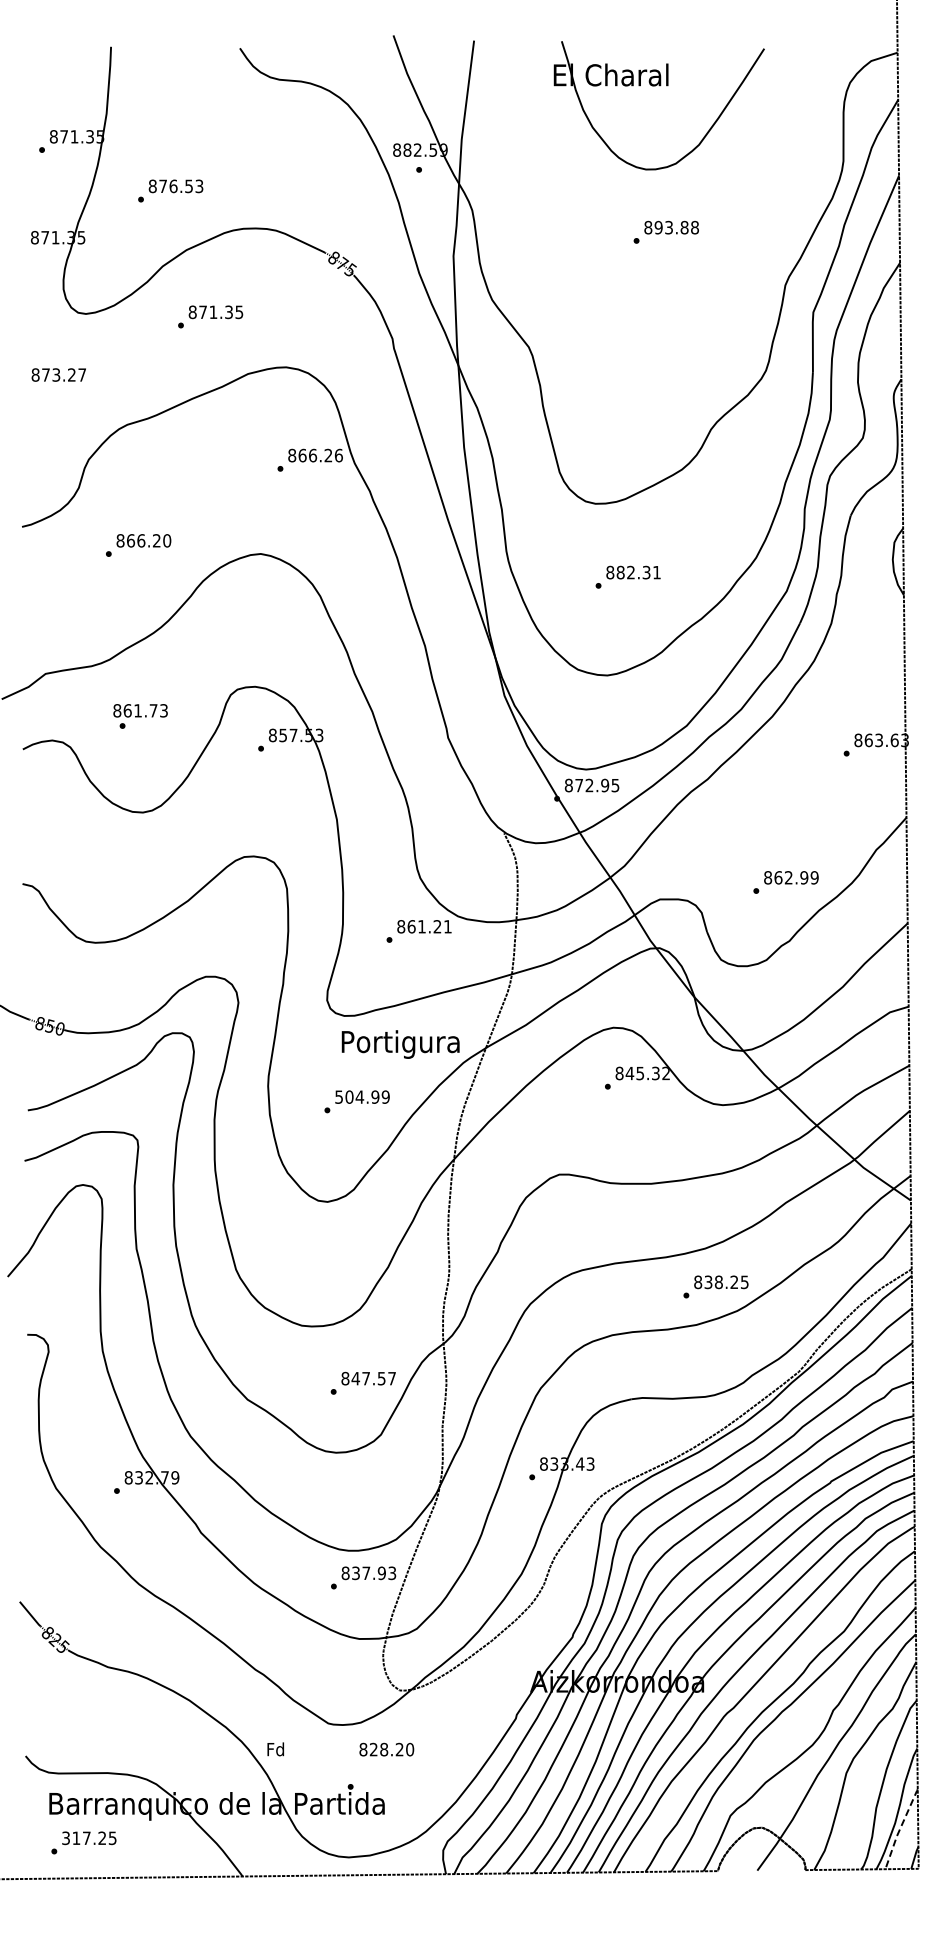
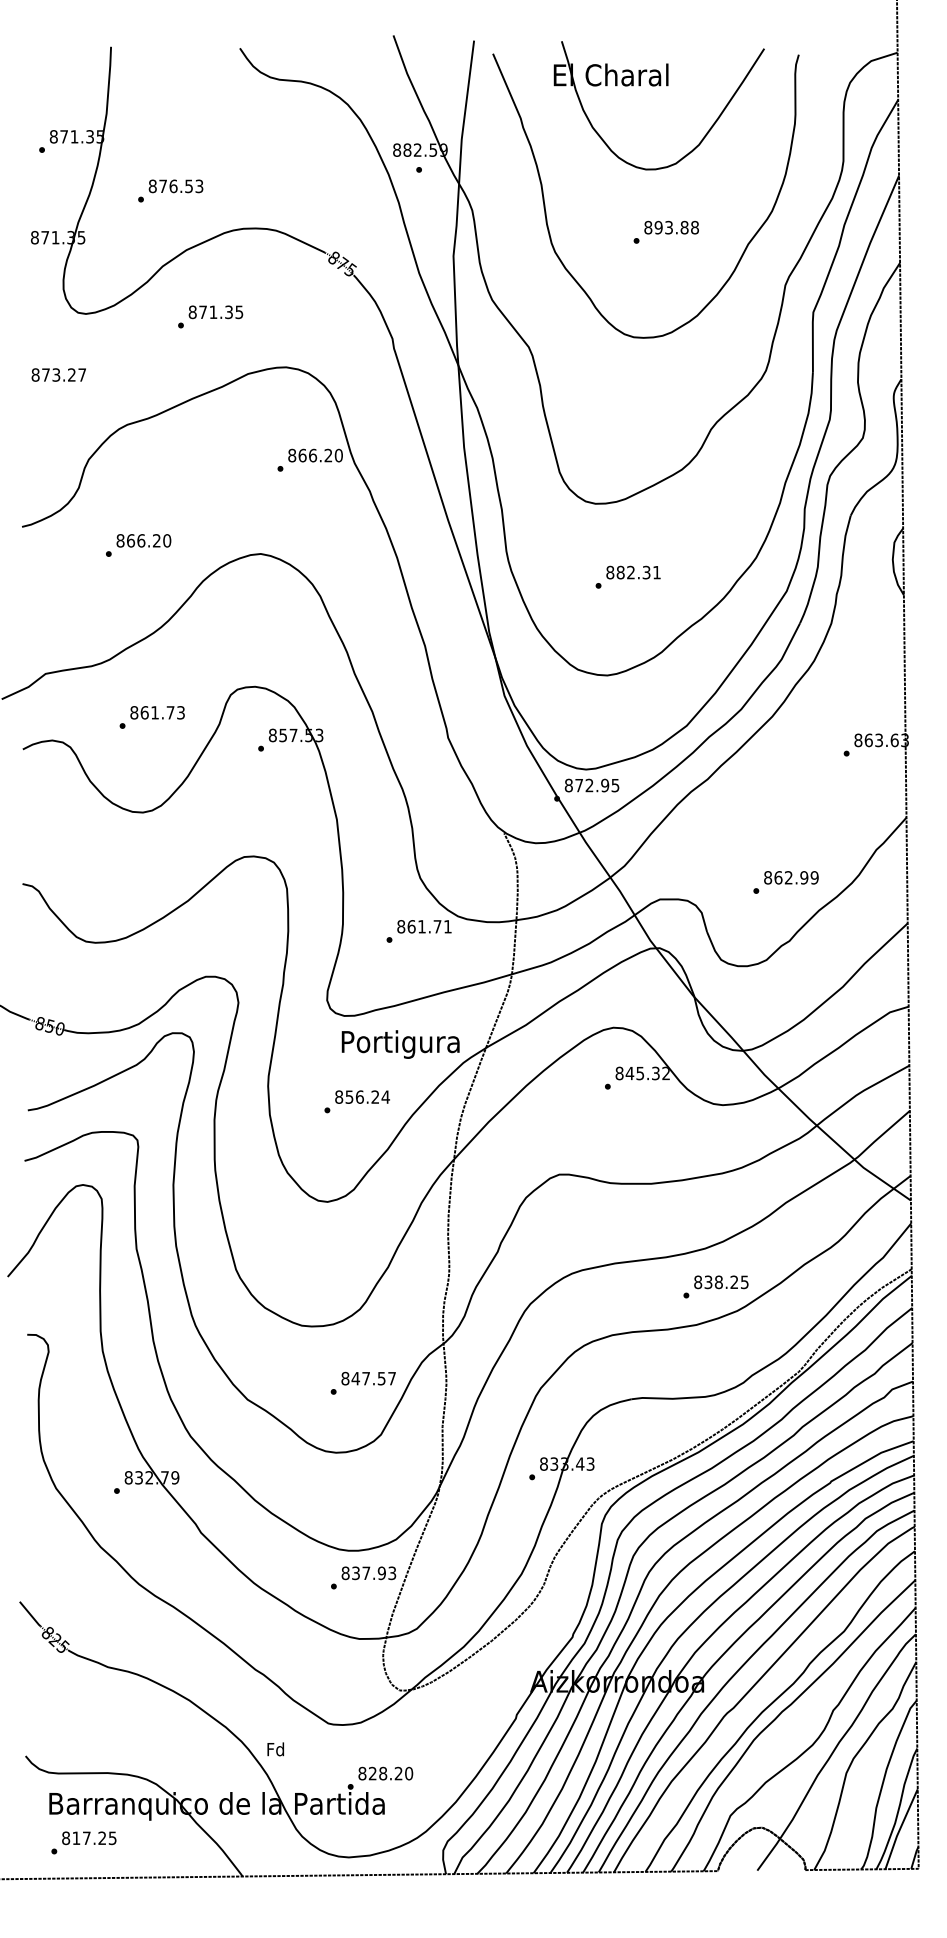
curve: none -> present (546, 211)
text: 866.26 -> 866.20 (338, 455)
text position: (140, 710) -> (157, 712) (157, 712)
text: 861.21 -> 861.71 (437, 926)
text: 504.99 -> 856.24 (362, 1096)
text position: (386, 1749) -> (385, 1773) (385, 1773)
line: dashed -> solid (900, 1828)
text: 317.25 -> 817.25 (66, 1838)
